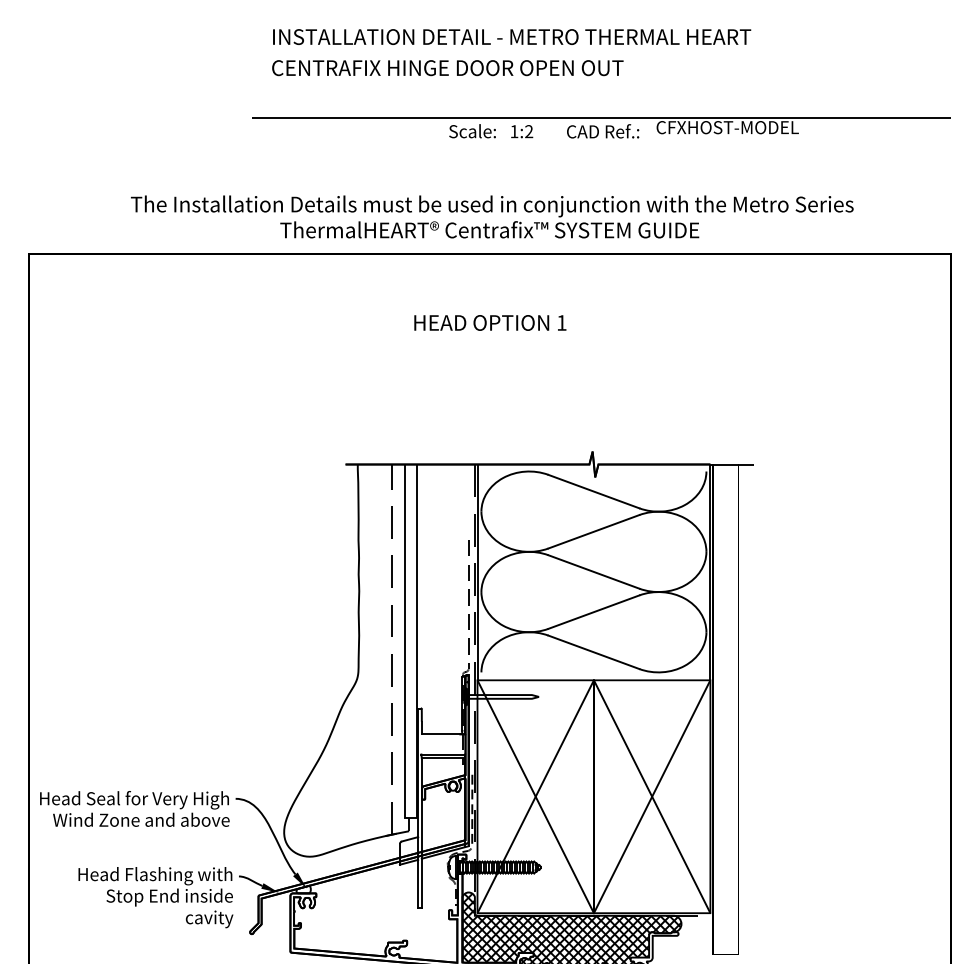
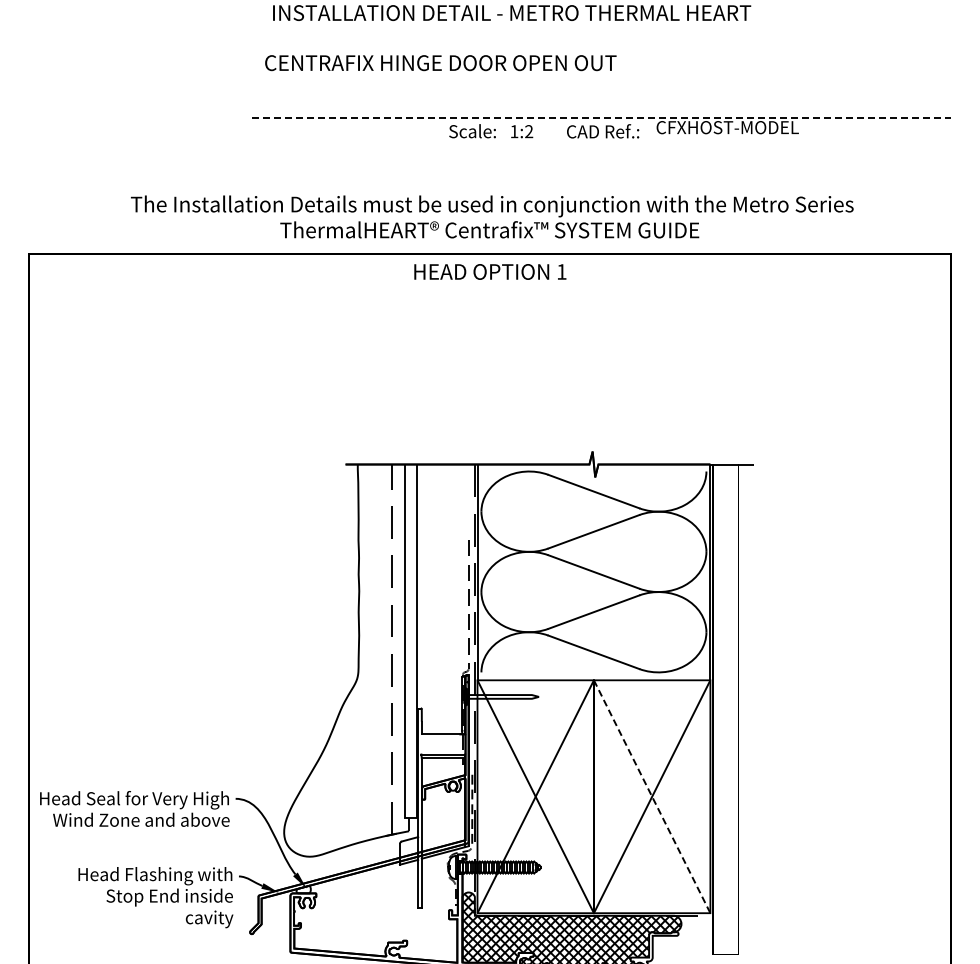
text position: (512, 36) -> (512, 12) (512, 12)
text position: (447, 68) -> (440, 63) (440, 63)
line: solid -> dashed (601, 117)
text position: (490, 322) -> (490, 271) (490, 271)
line: solid -> dashed (652, 797)
